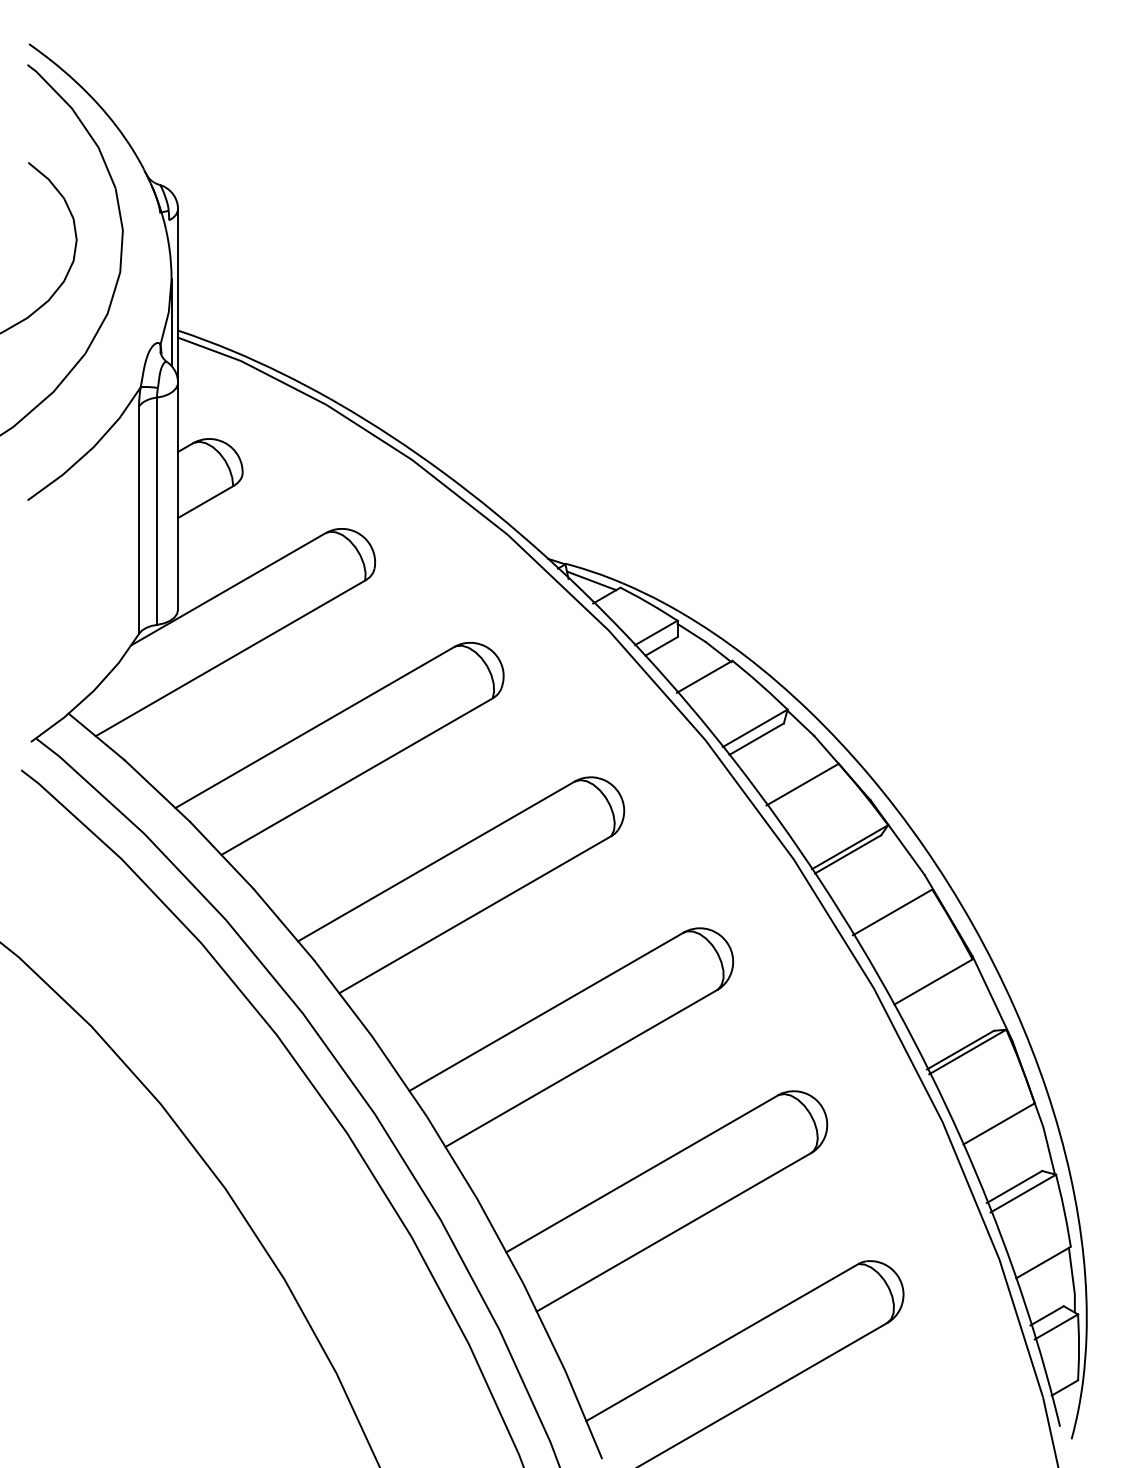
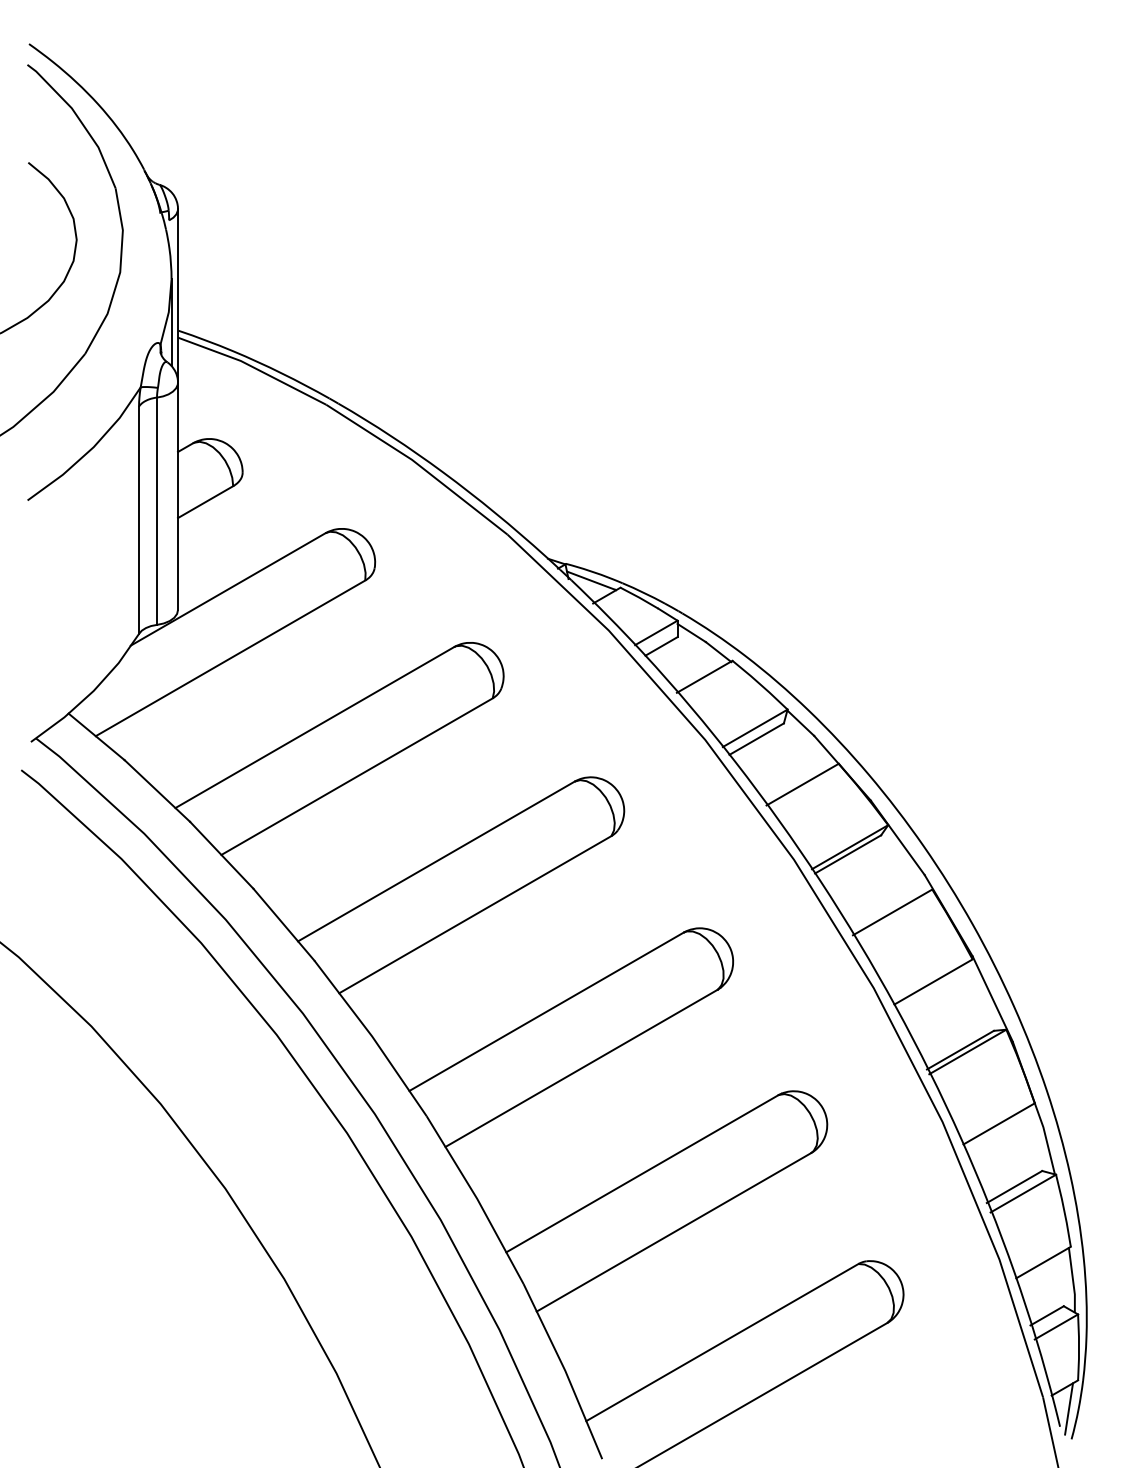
line: none -> present (1069, 1408)
